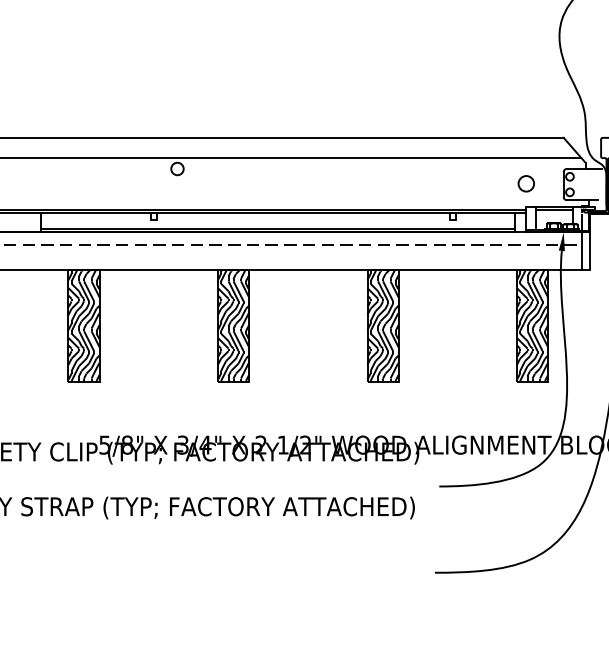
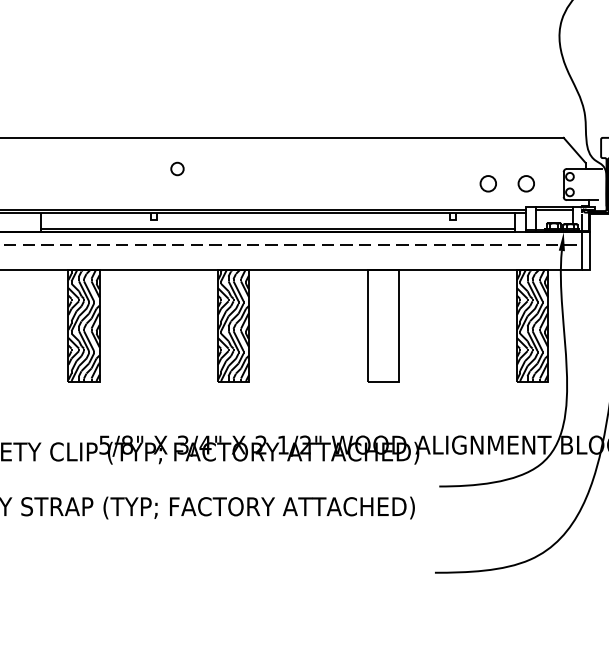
line: present -> none (291, 158)
circle: none -> present (487, 183)
hatch: present -> none (382, 325)
